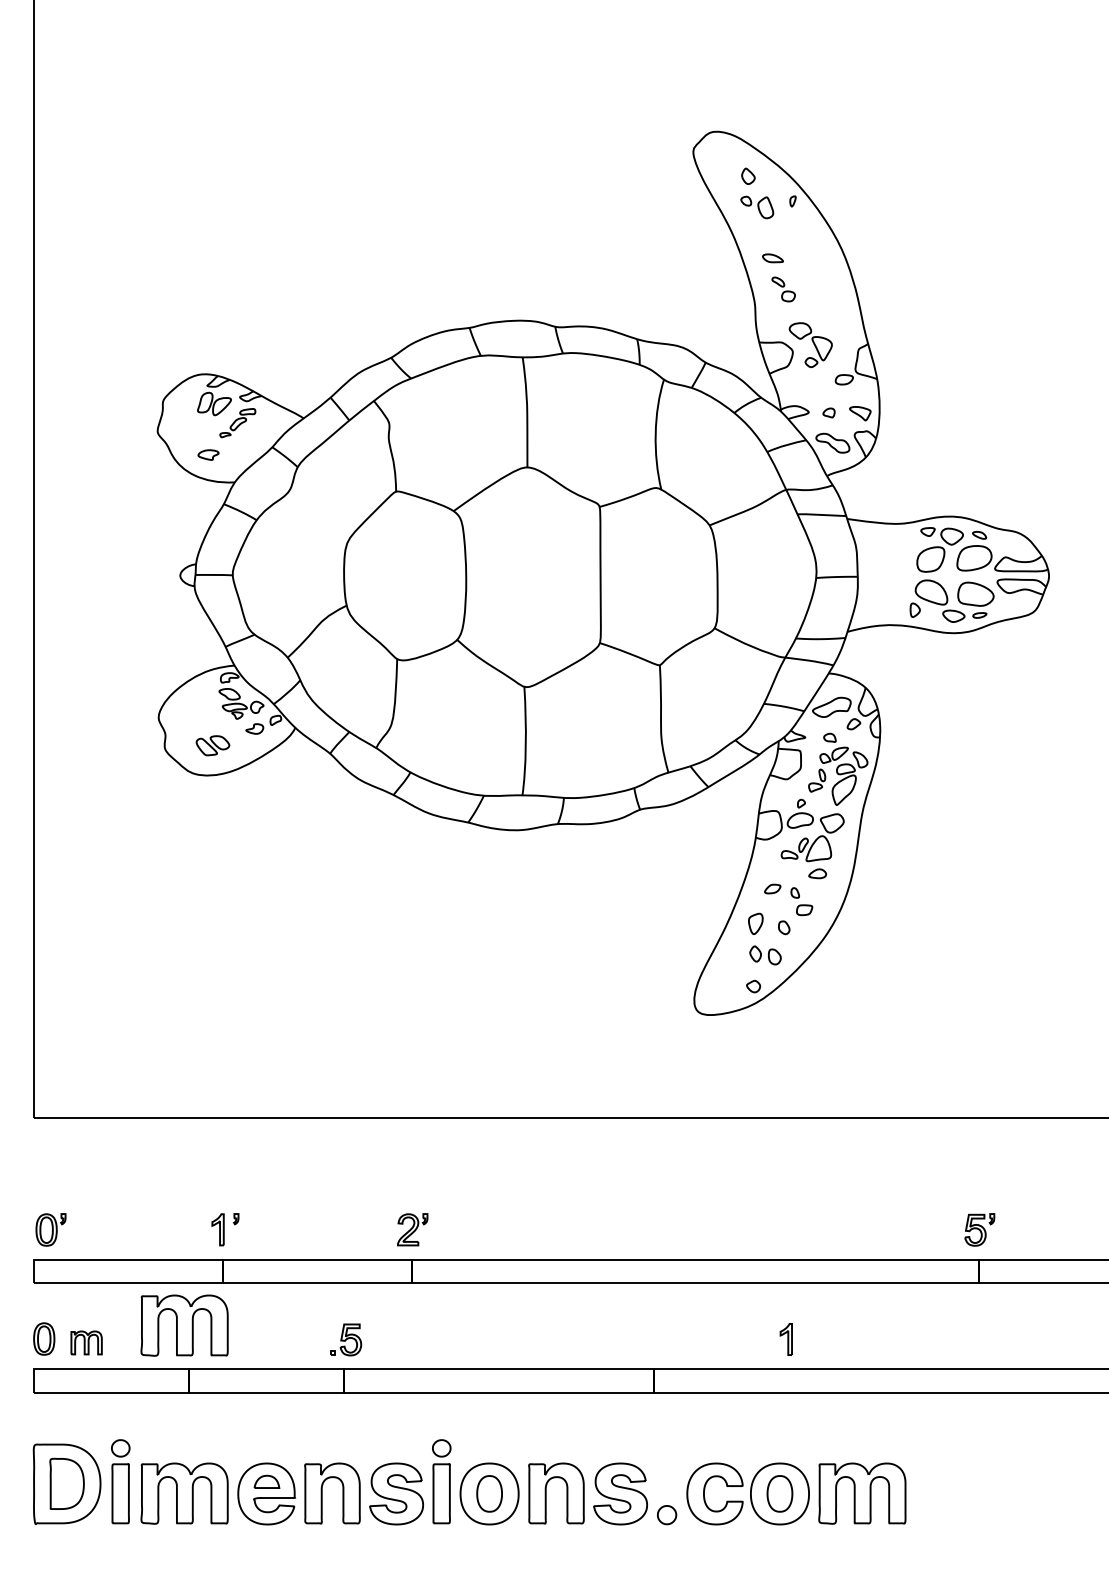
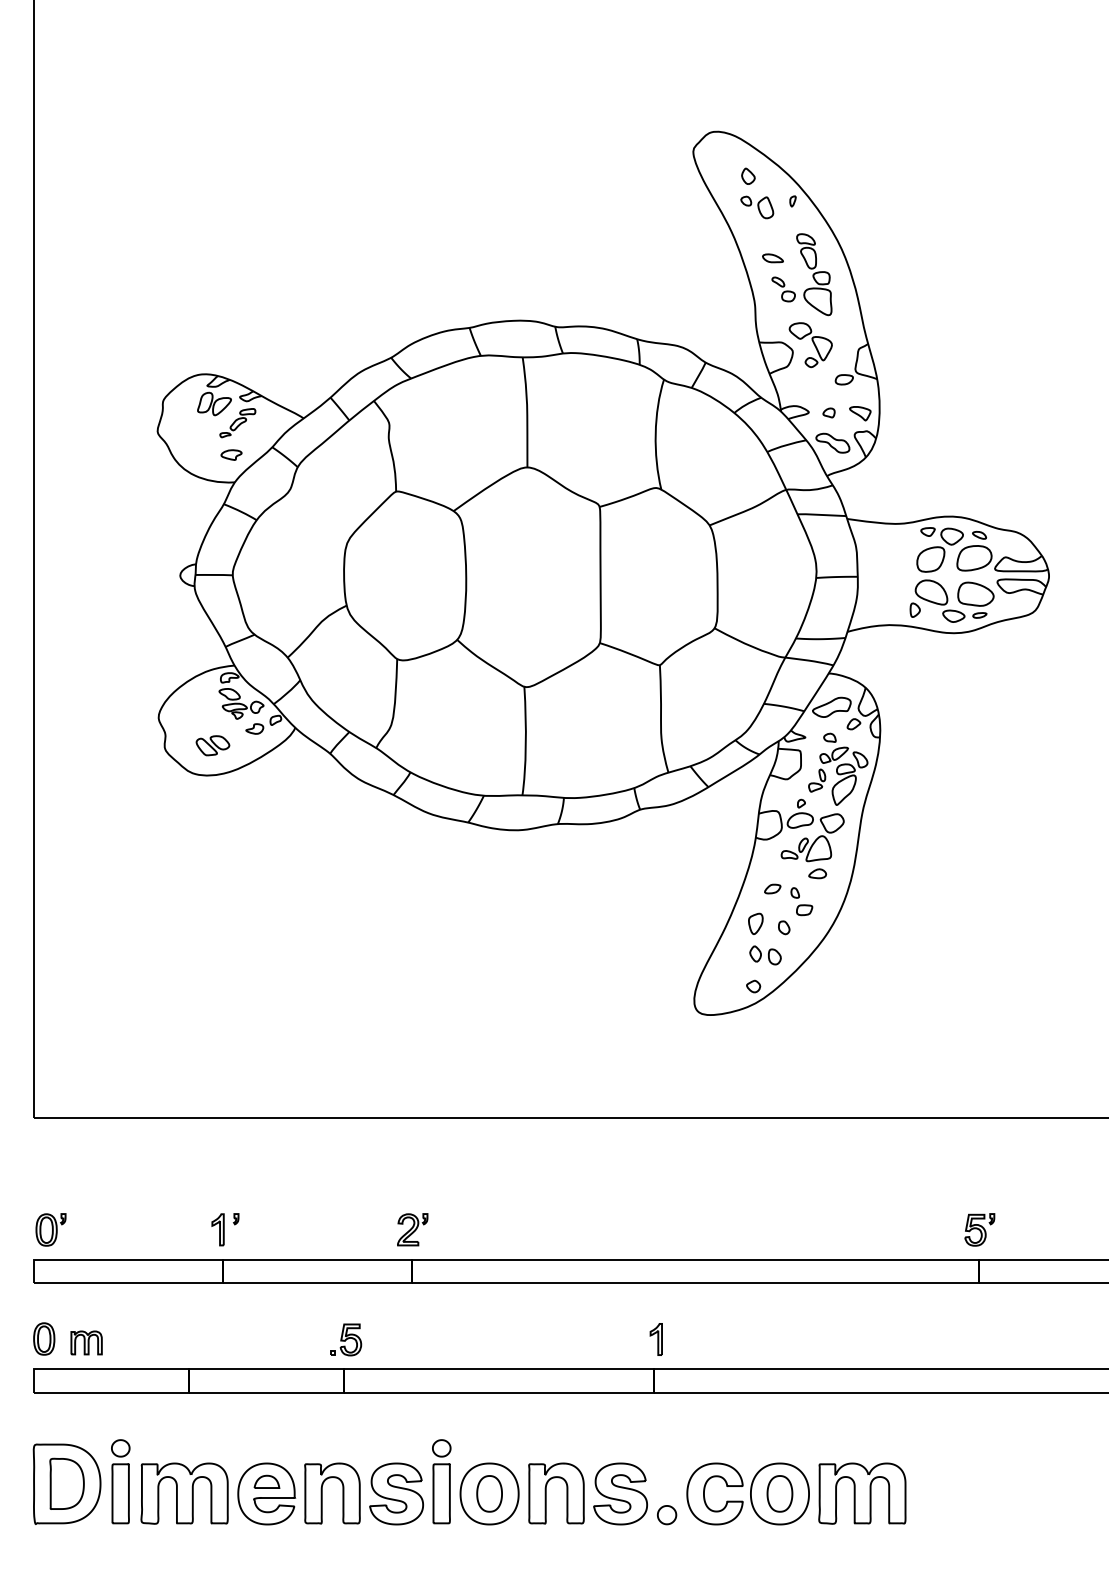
part: none -> present (814, 274)
part position: (208, 454) -> (231, 454) (231, 454)
part: present -> none (184, 1325)
part position: (785, 1339) -> (655, 1339) (655, 1339)
